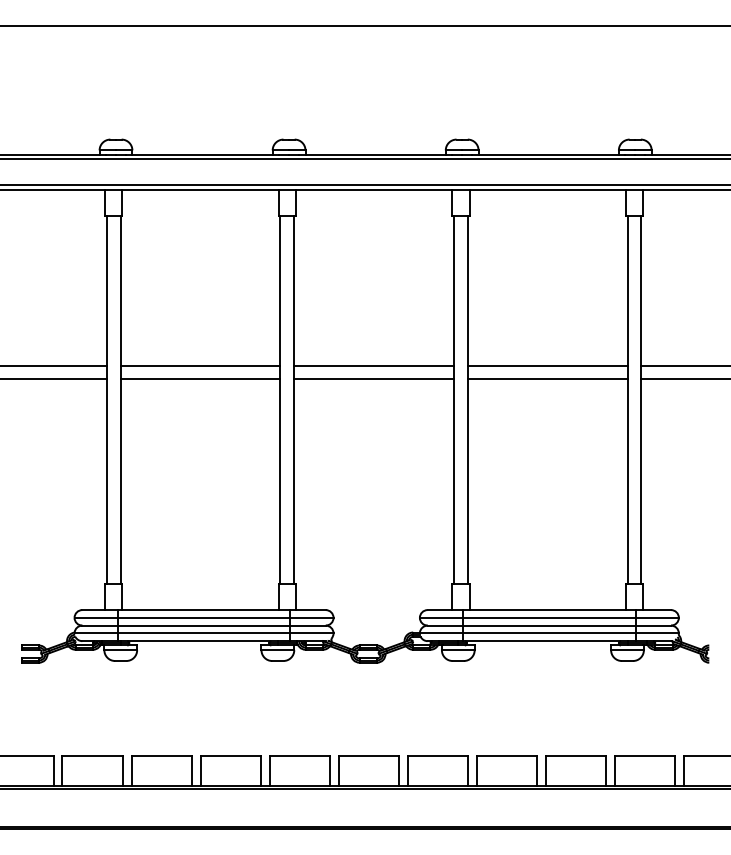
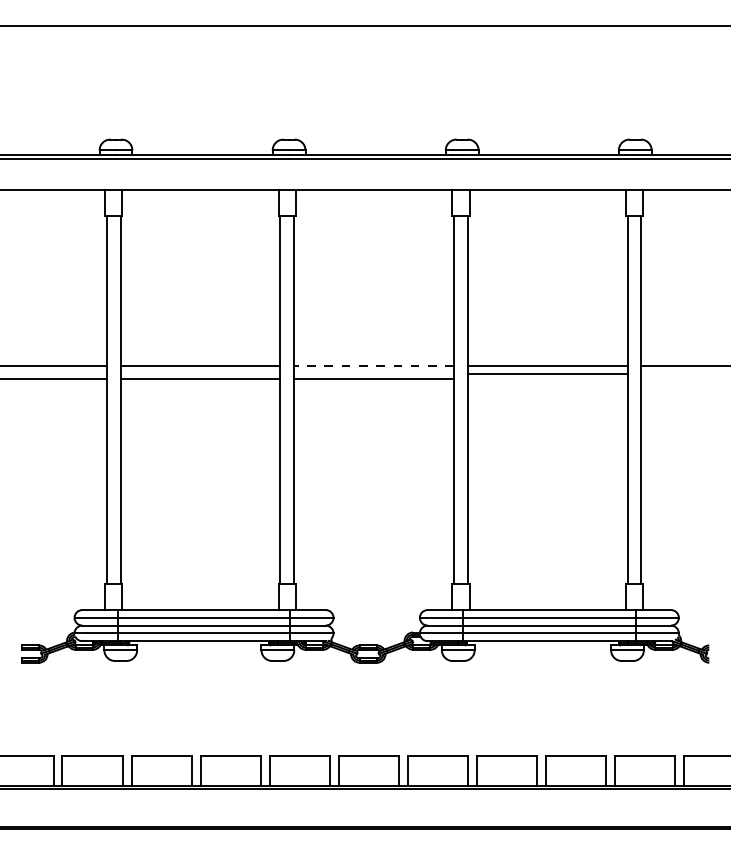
line: present -> none (364, 185)
line: solid -> dashed (374, 366)
line position: (547, 379) -> (547, 374) (547, 374)
line: present -> none (684, 379)
